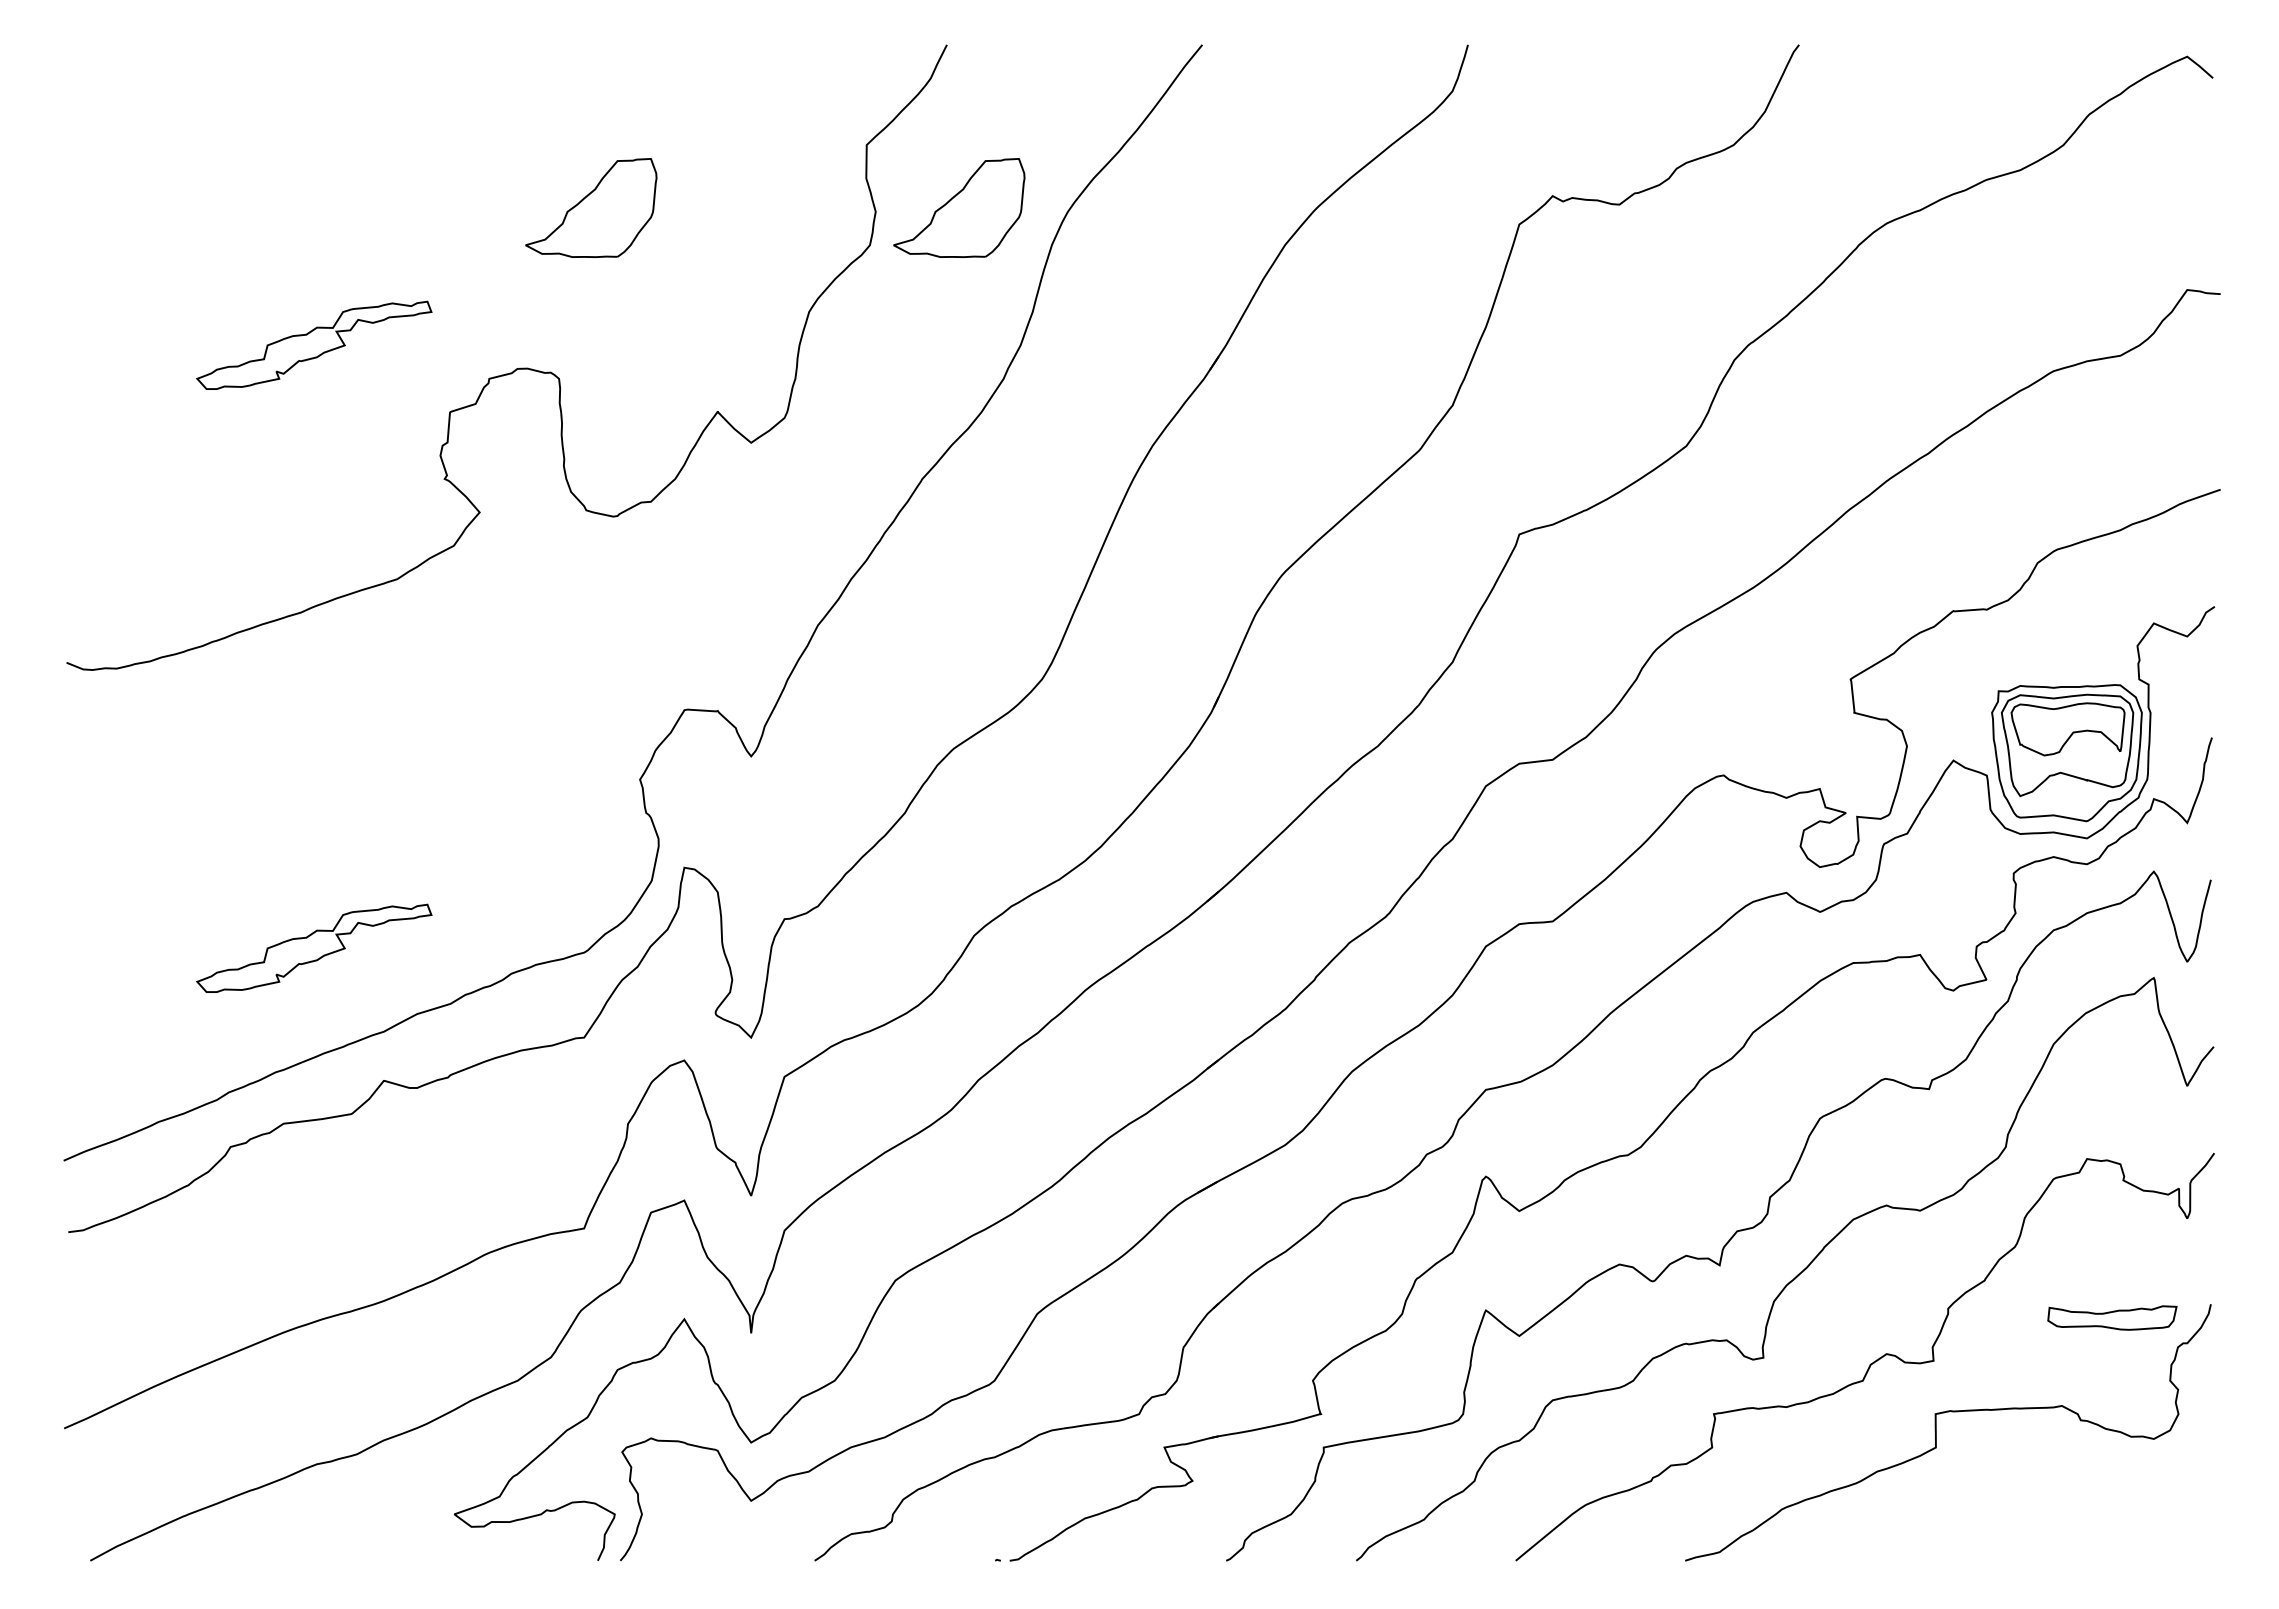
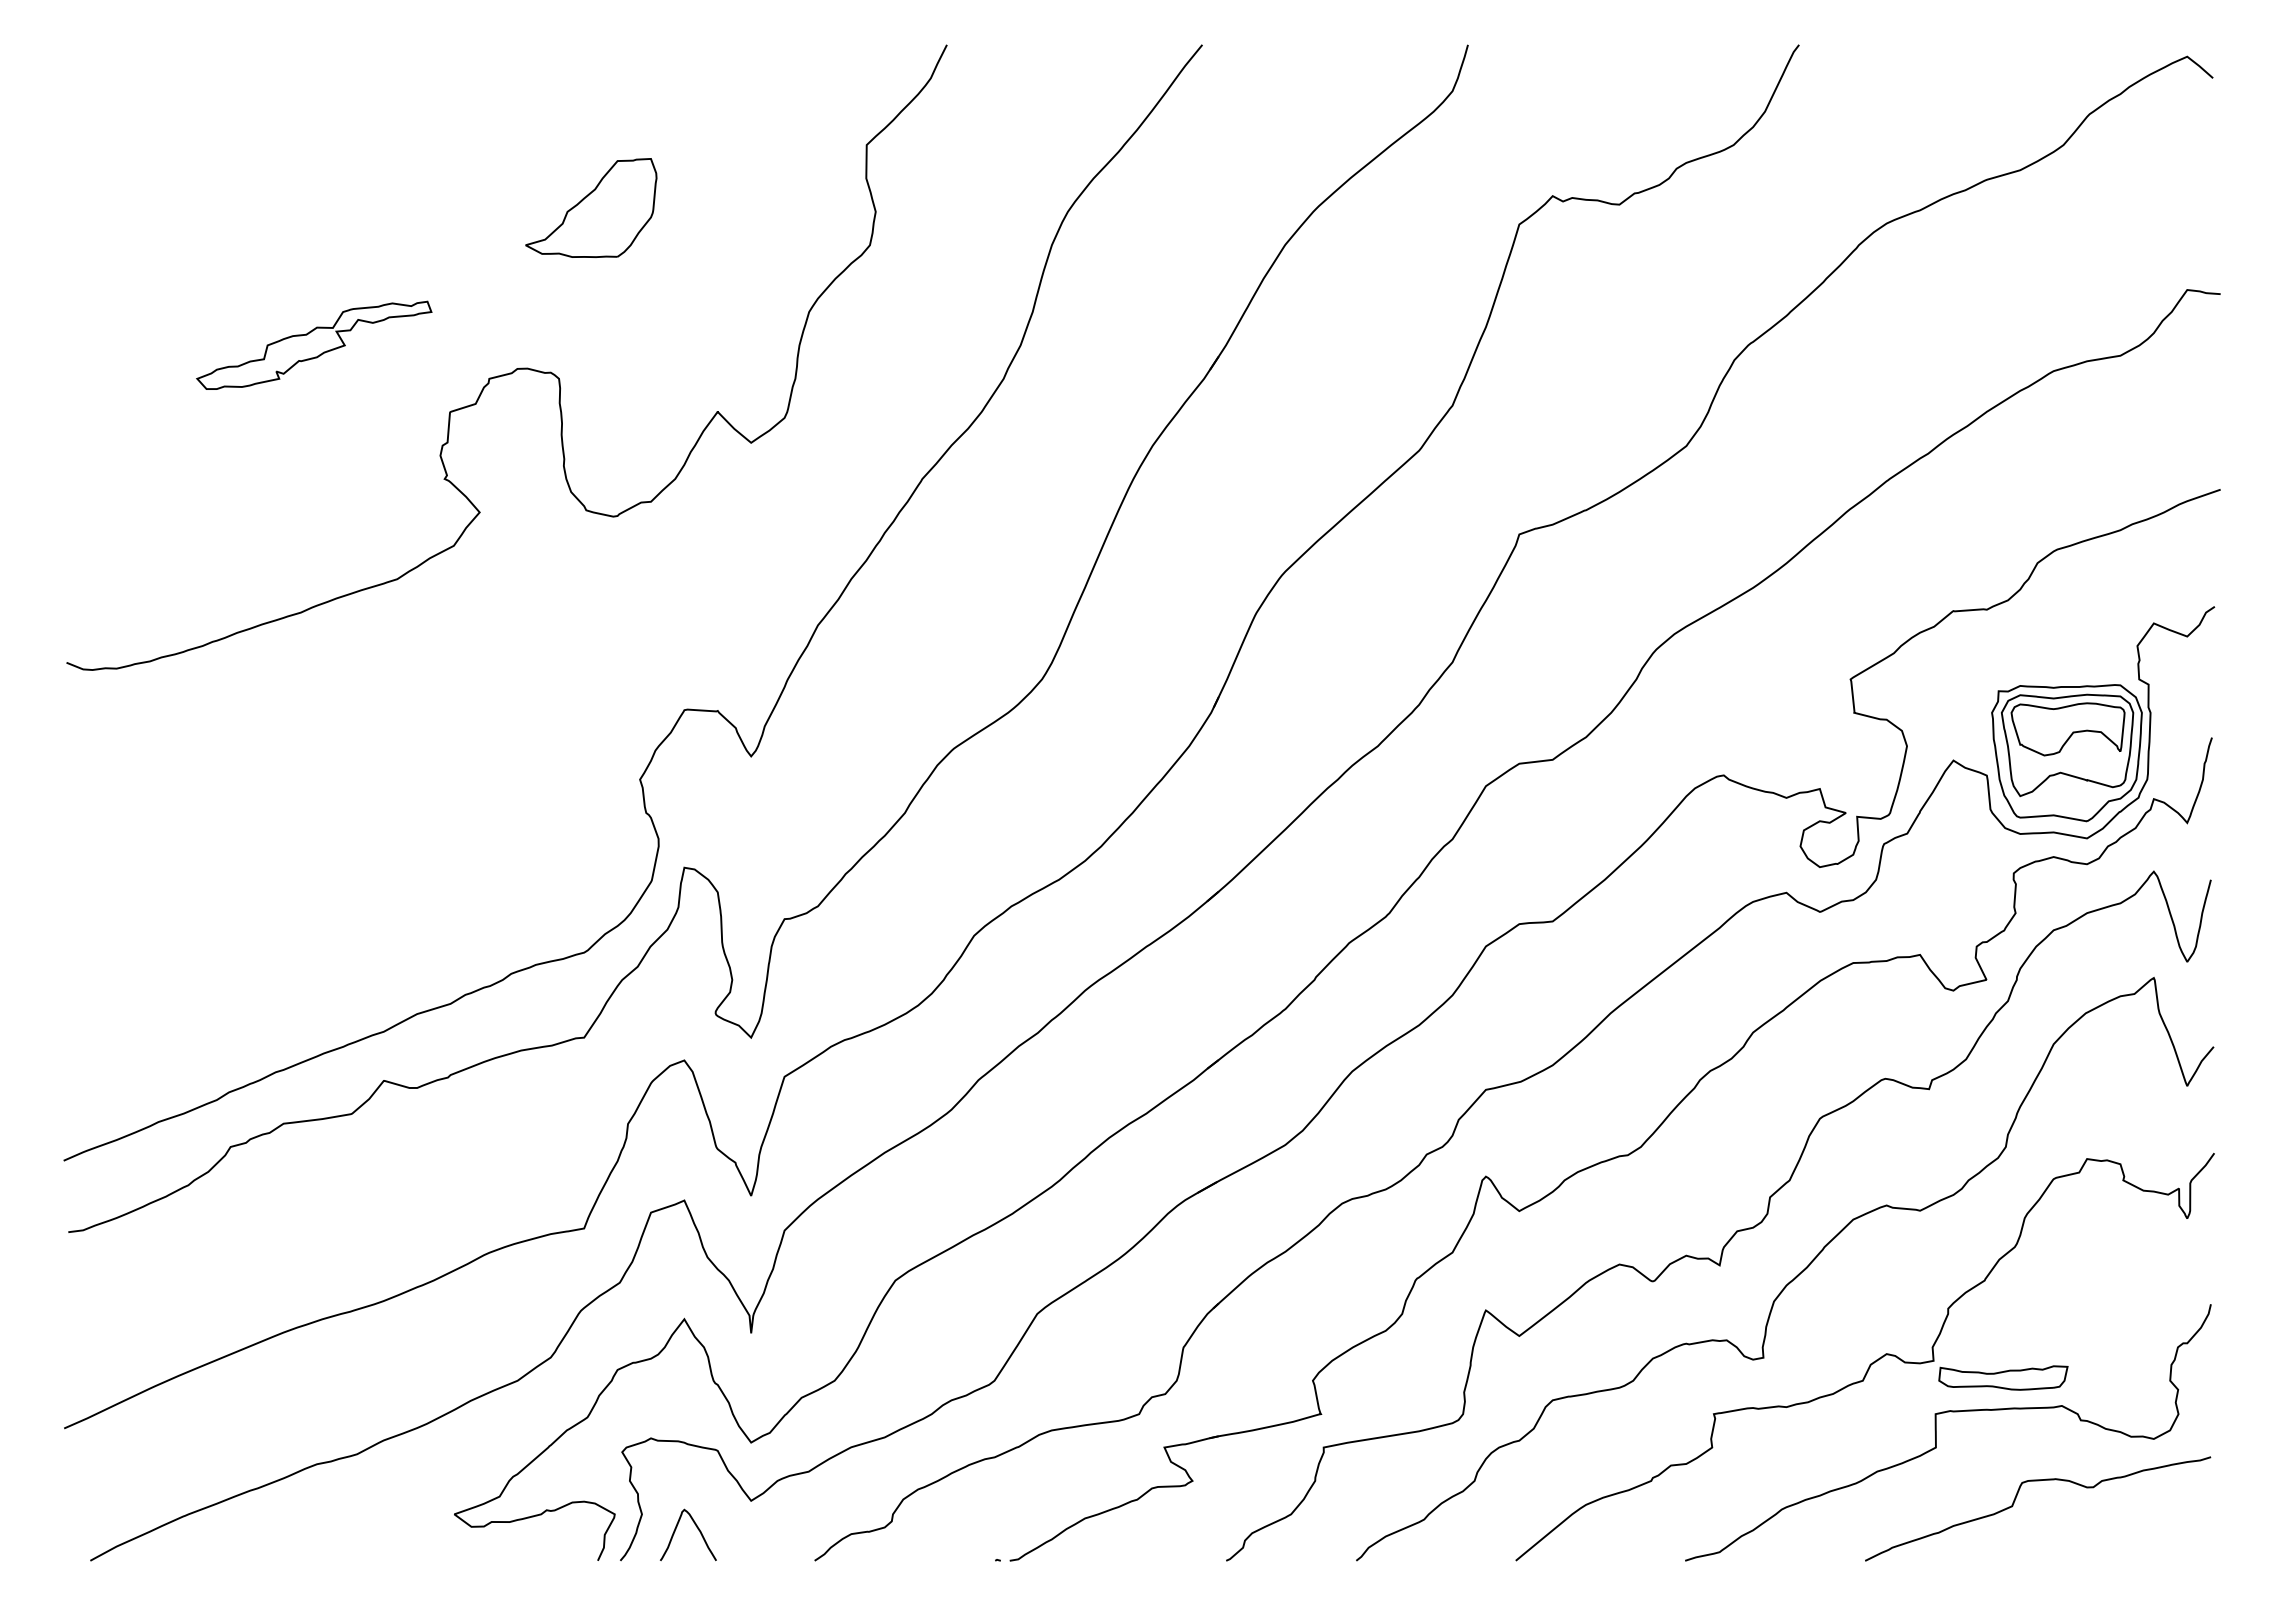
part: present -> none (959, 207)
part: present -> none (314, 947)
part position: (2112, 1317) -> (2003, 1377) (2003, 1377)
curve: none -> present (2015, 1501)
curve: none -> present (697, 1529)
